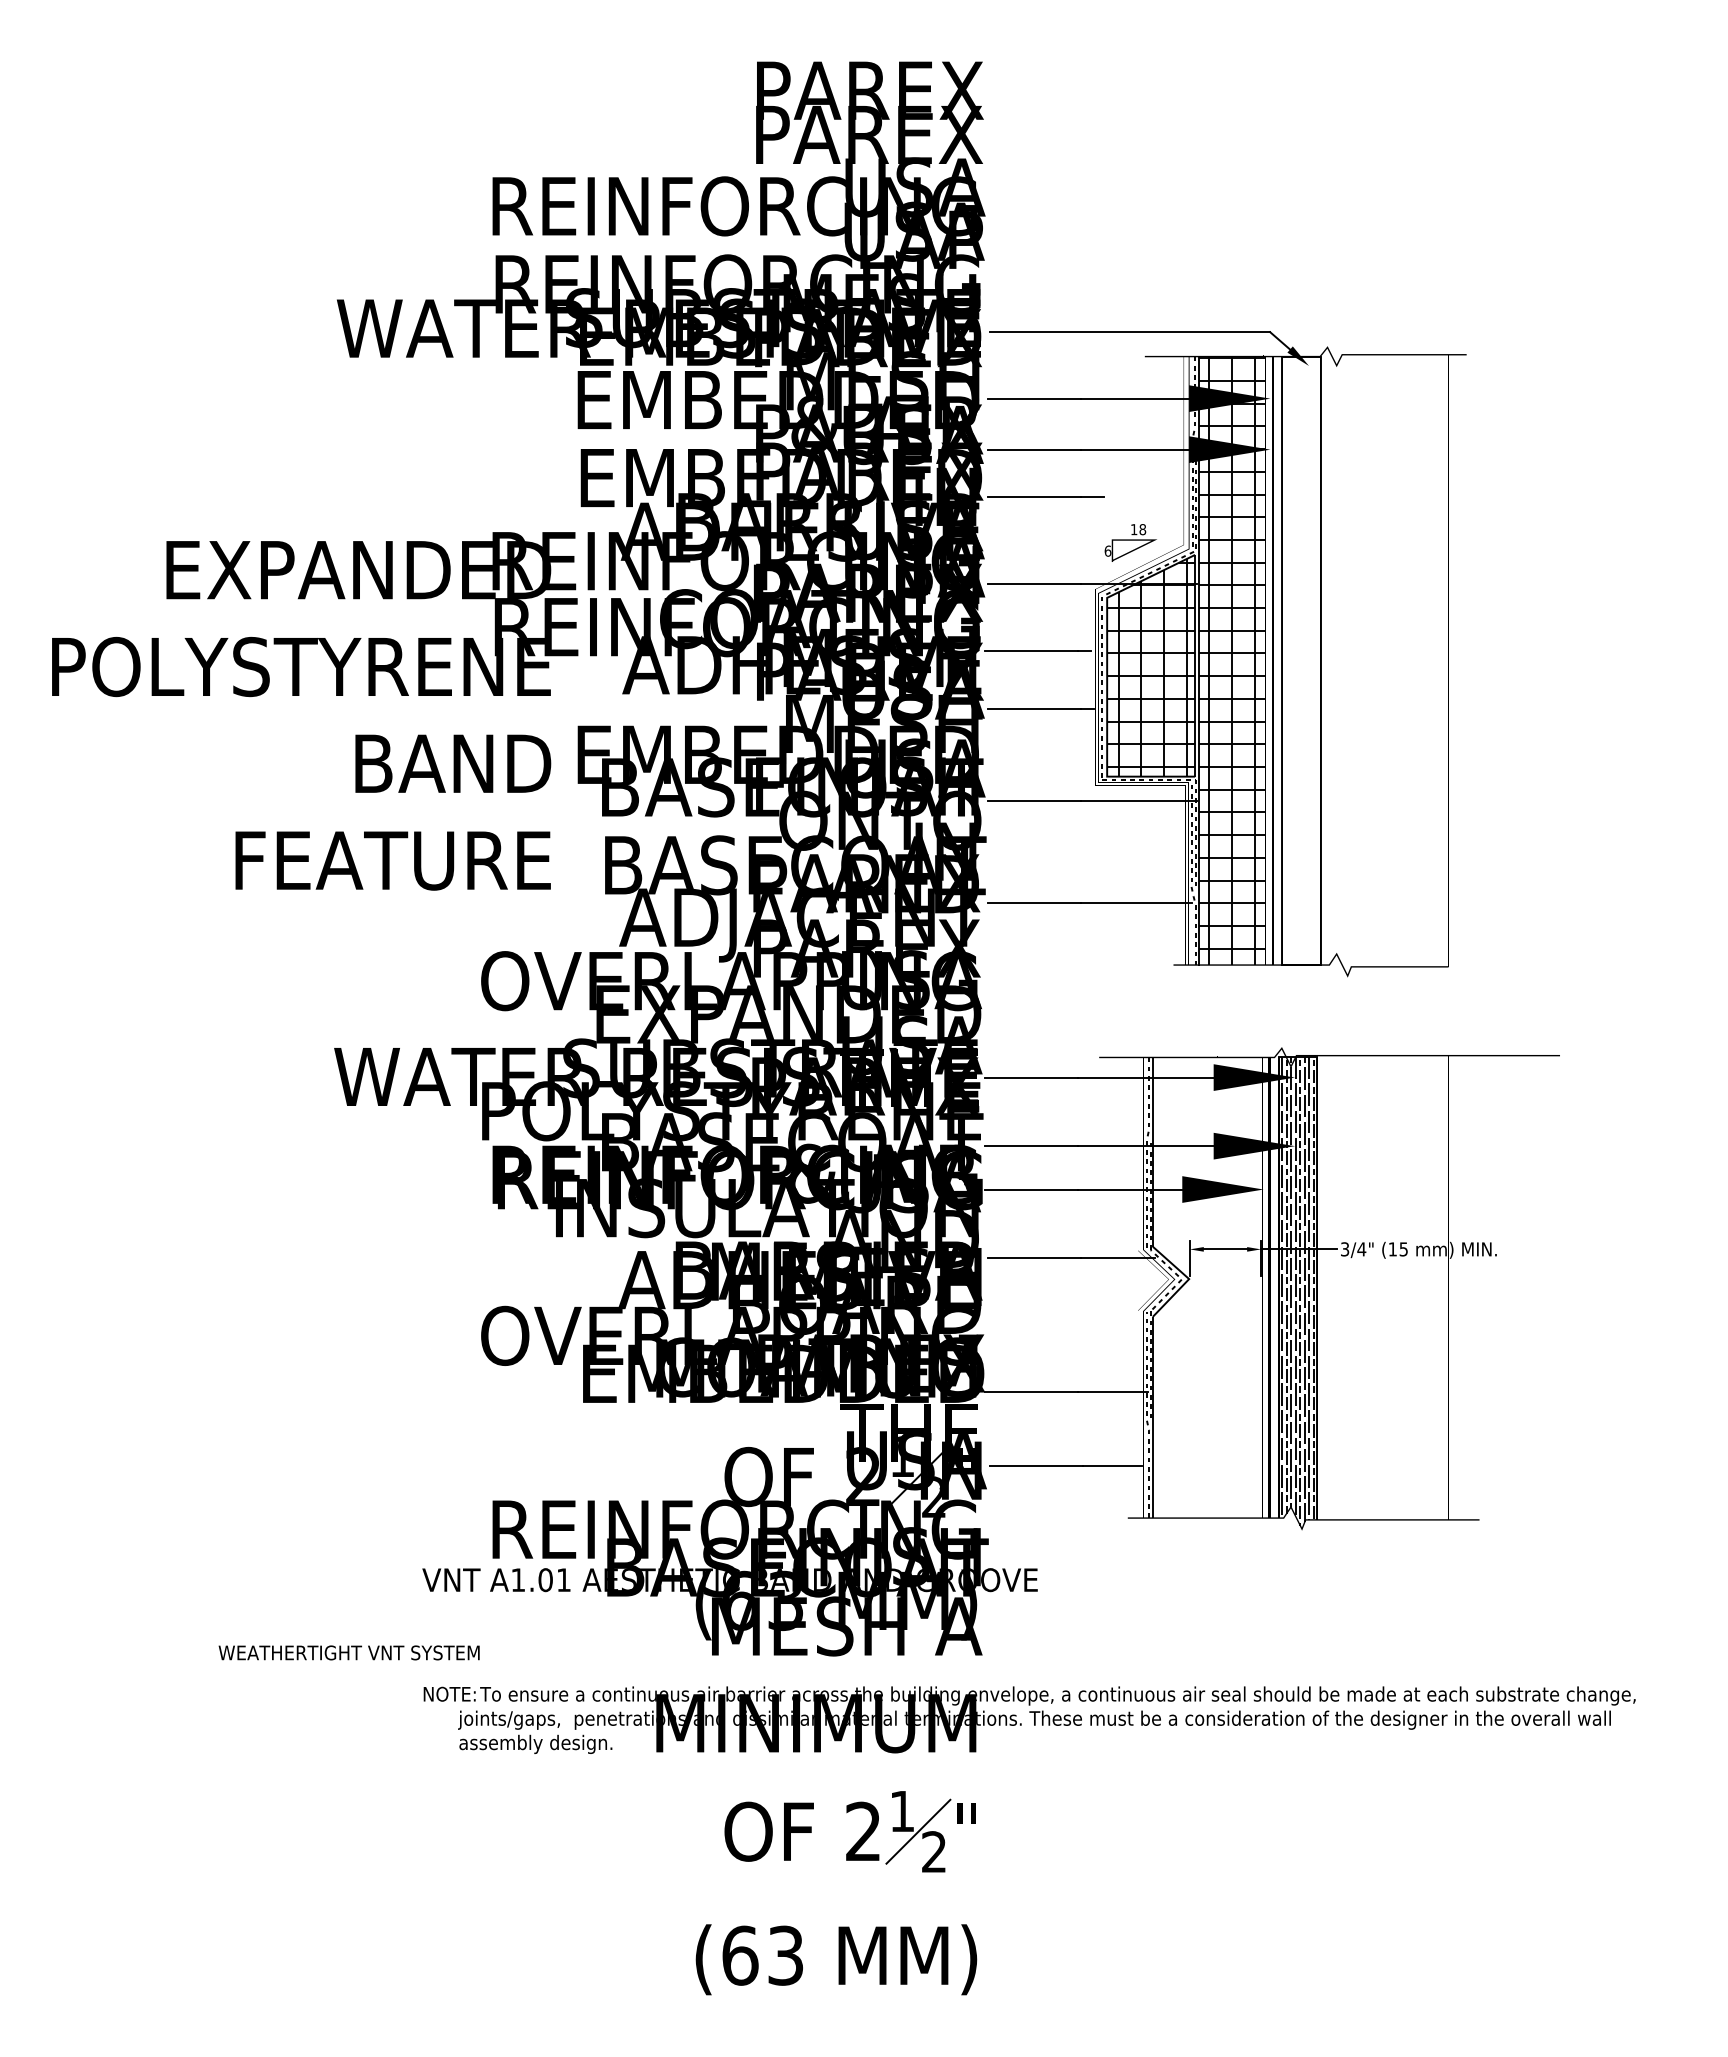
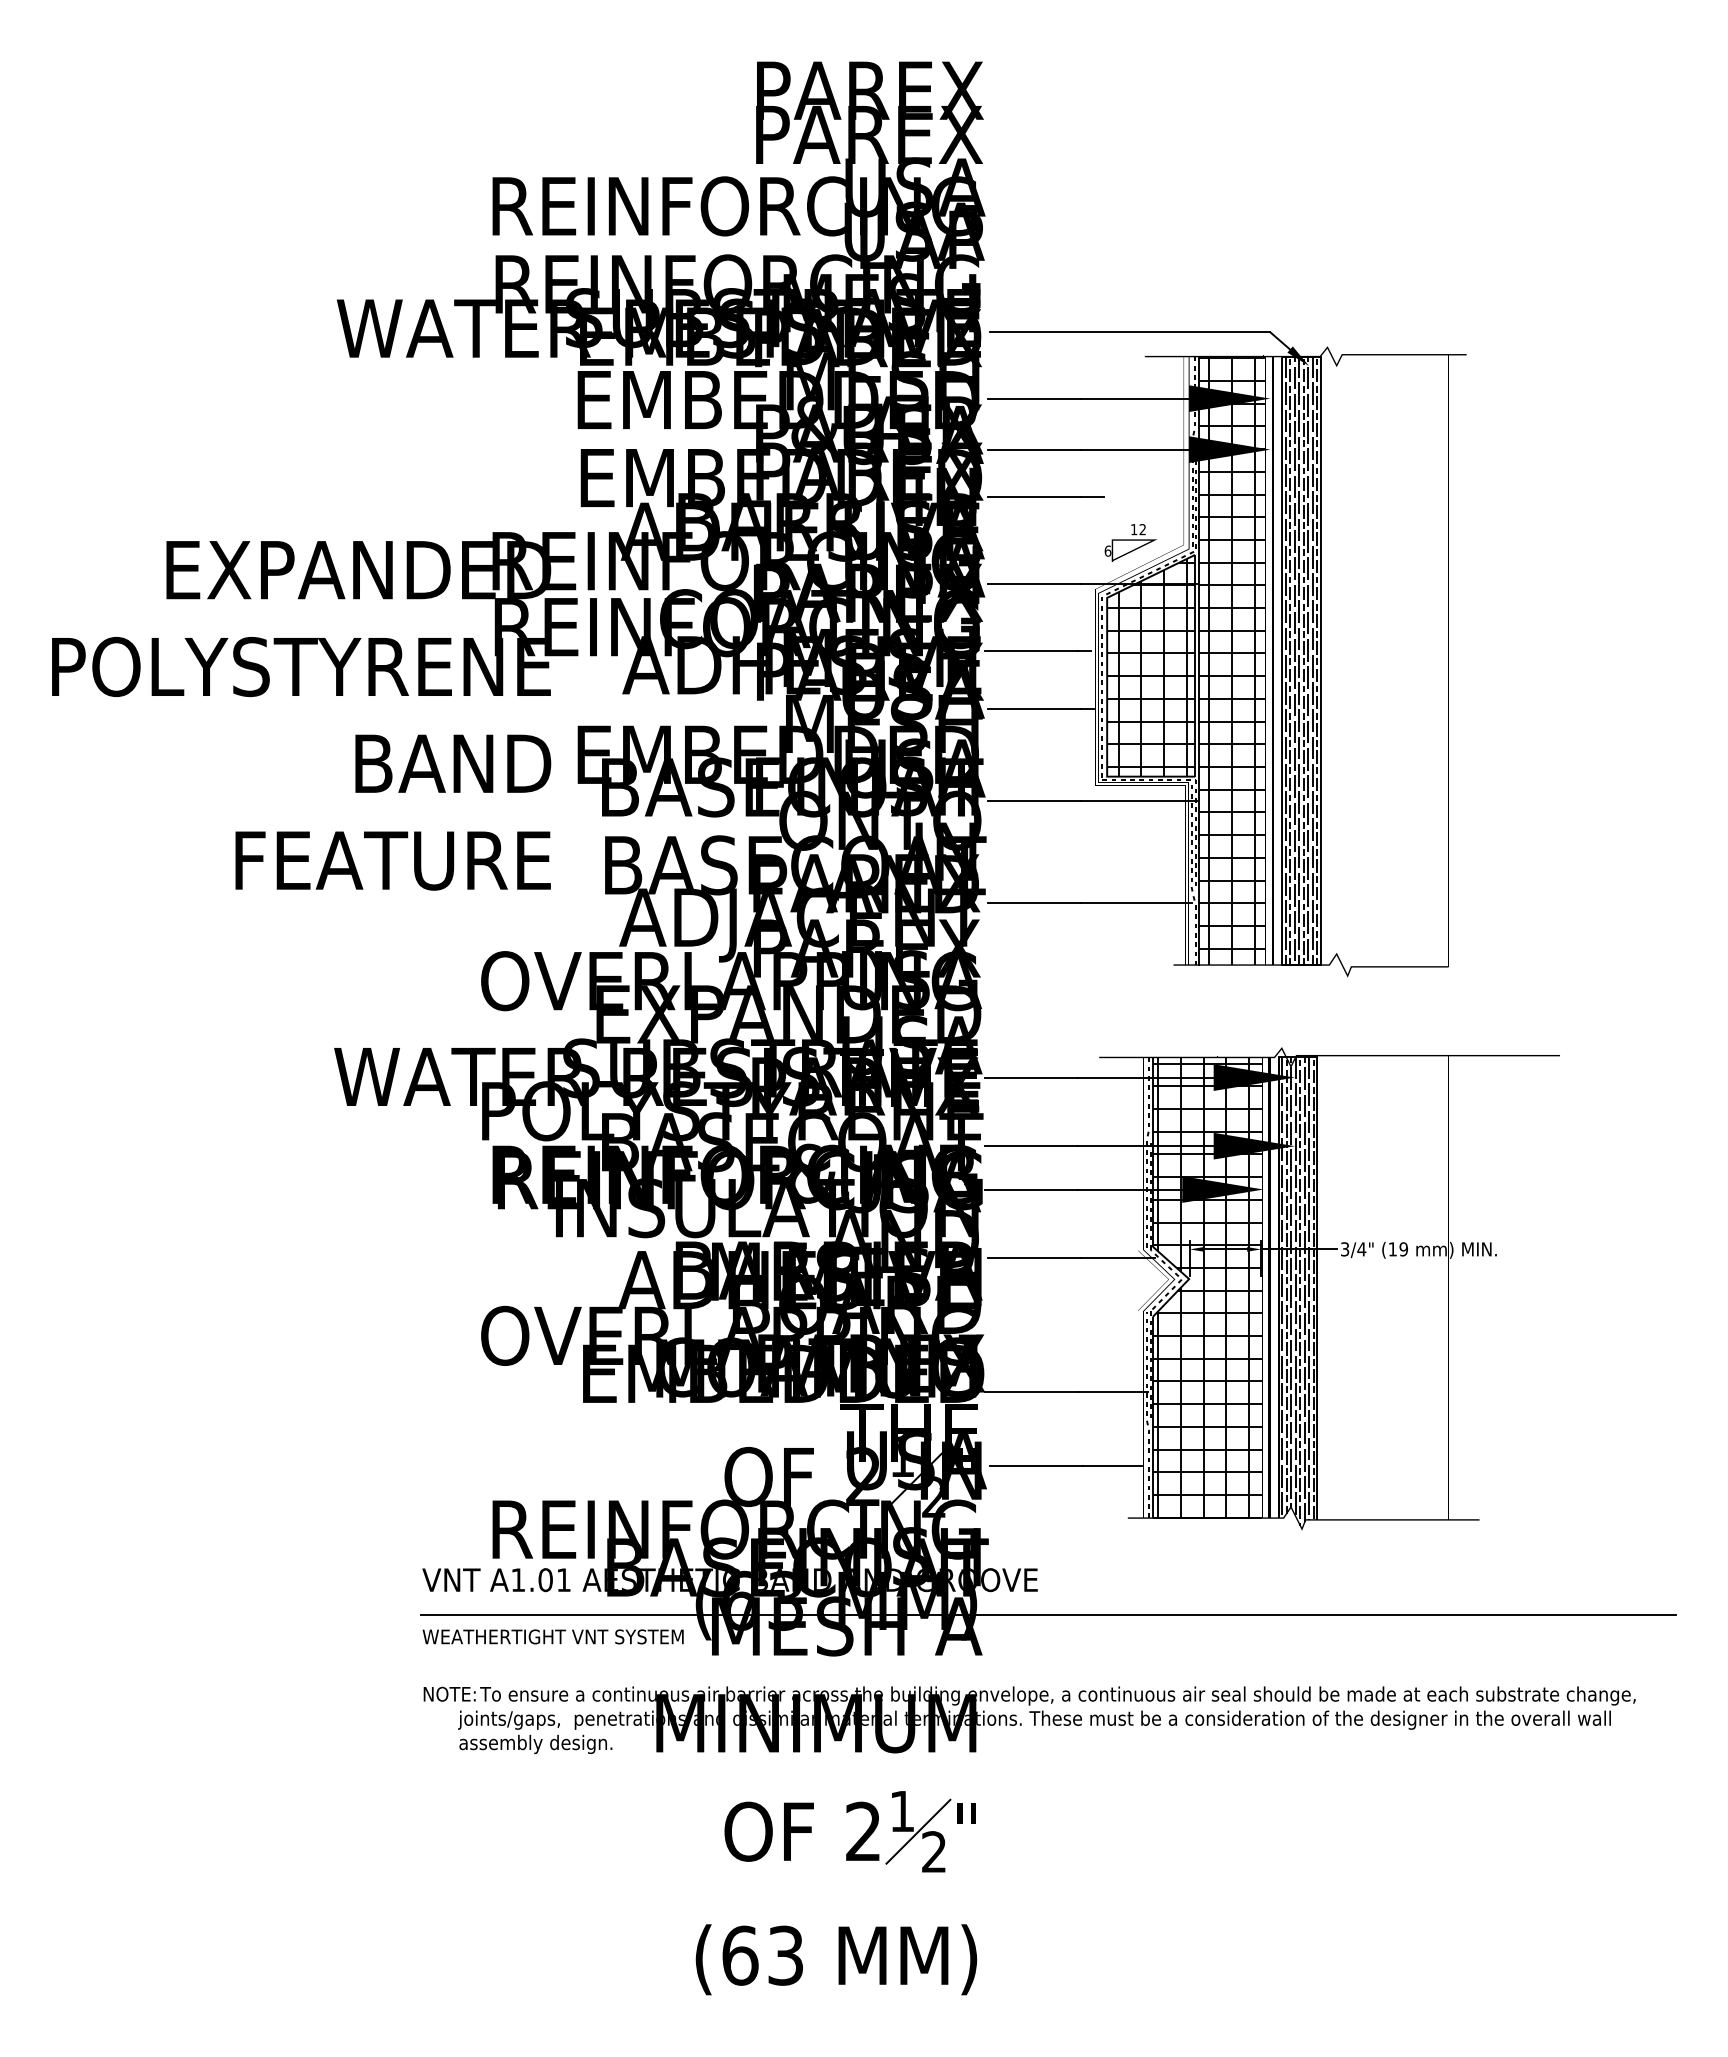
text: 18 -> 12 (1142, 529)
hatch: none -> present (1301, 660)
text: (15 -> (19 (1403, 1249)
hatch: none -> present (1207, 1287)
line: none -> present (1048, 1614)
text position: (348, 1652) -> (552, 1636) (552, 1636)
